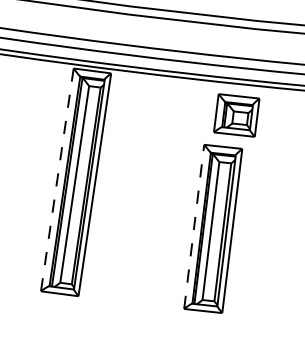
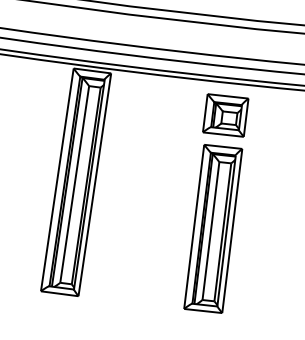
part position: (236, 115) -> (225, 115) (225, 115)
line: dashed -> solid (57, 179)
line: dashed -> solid (194, 227)
